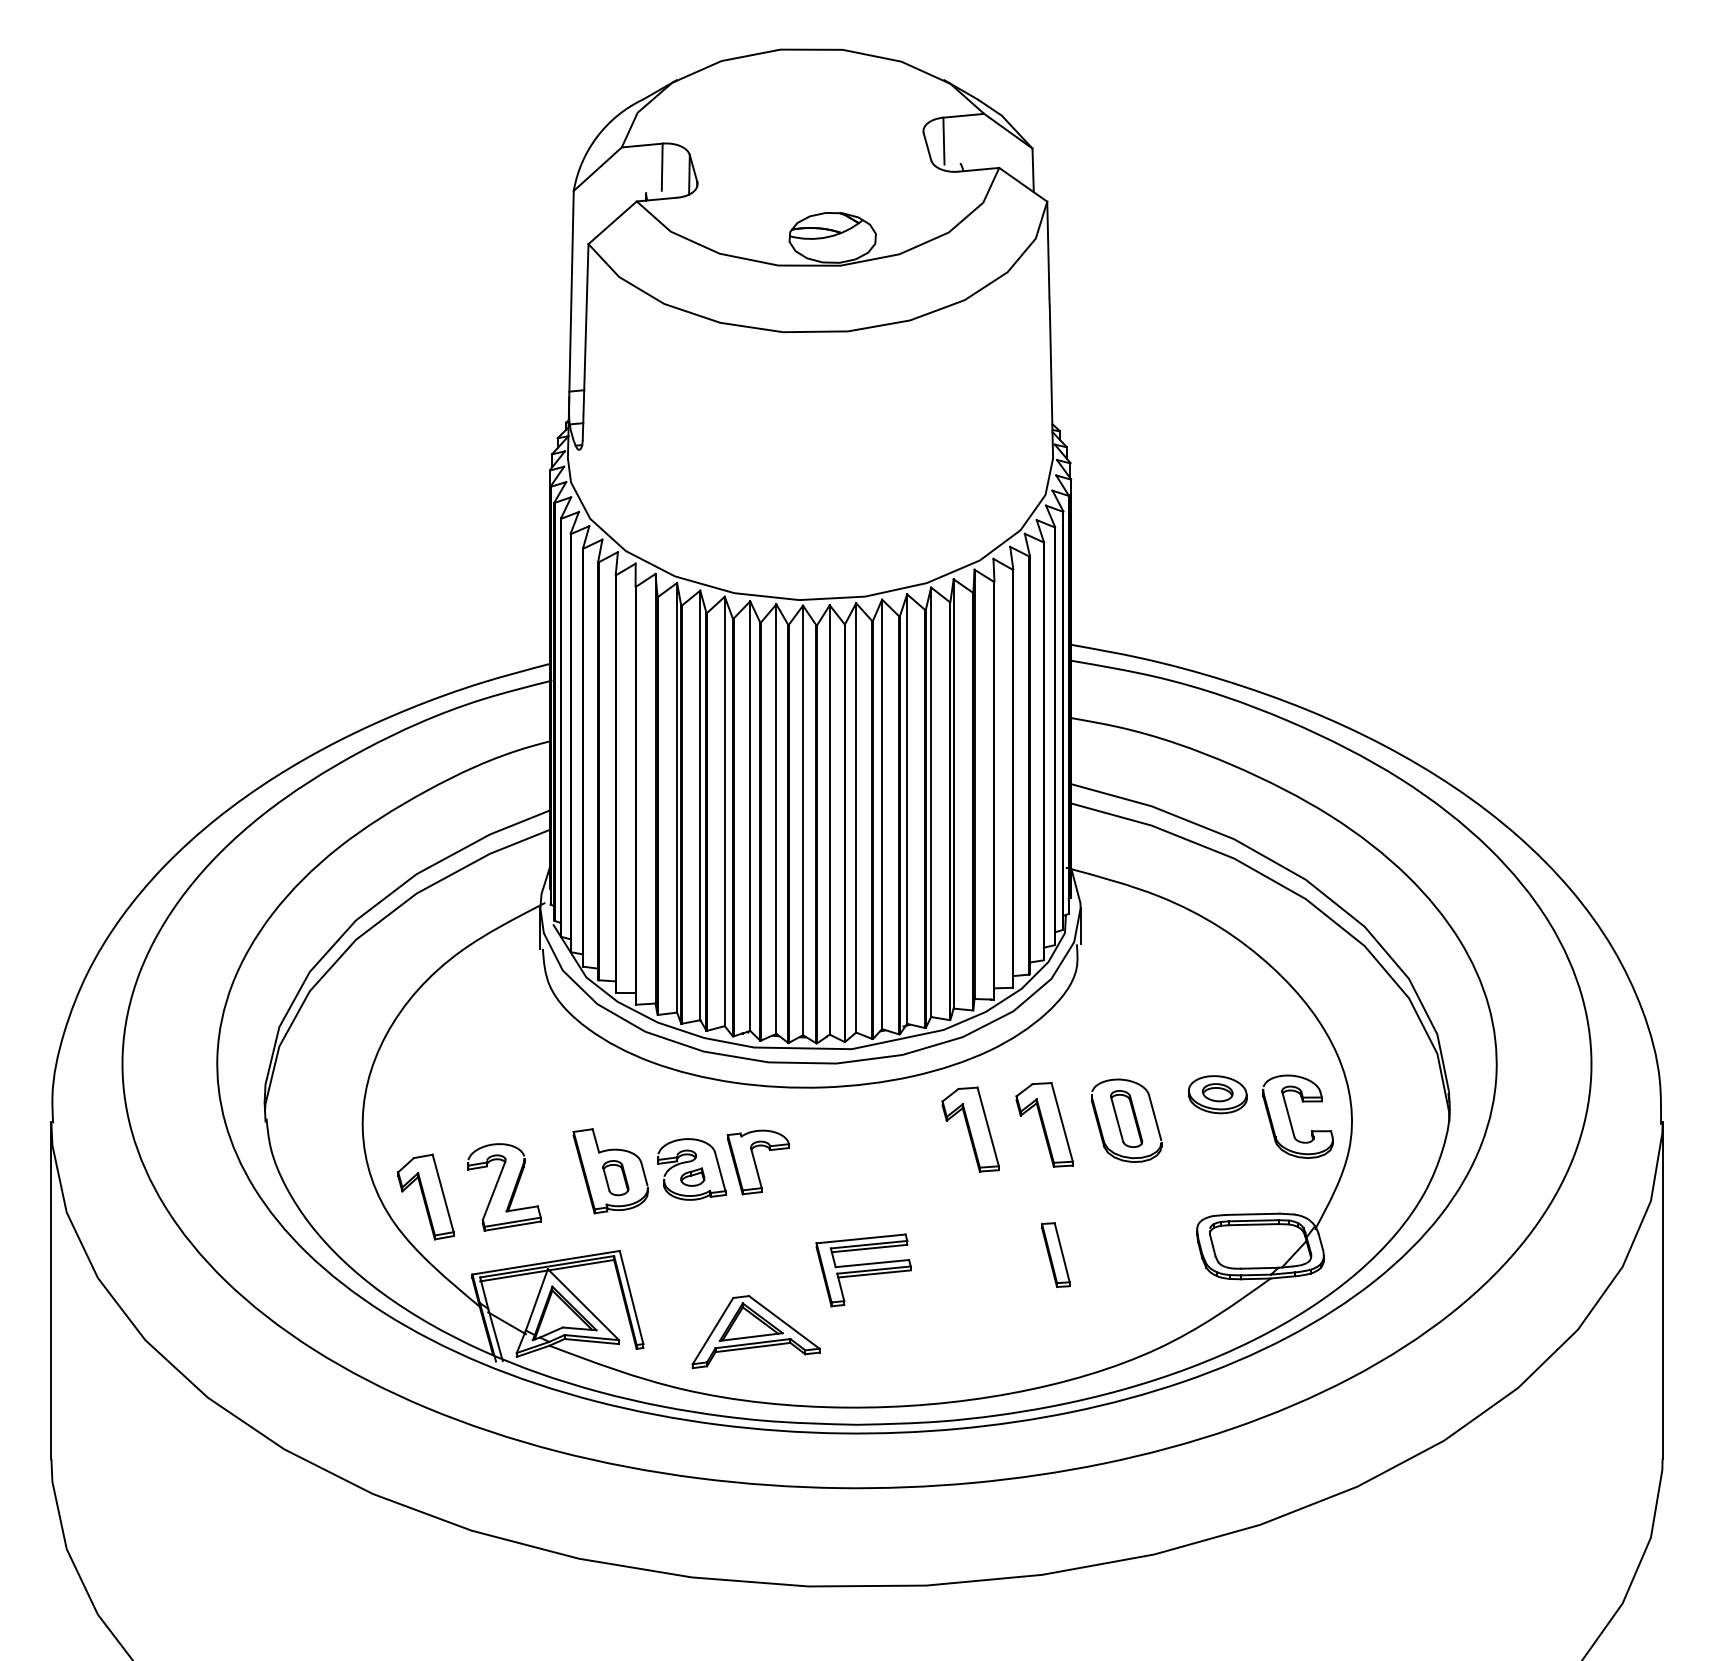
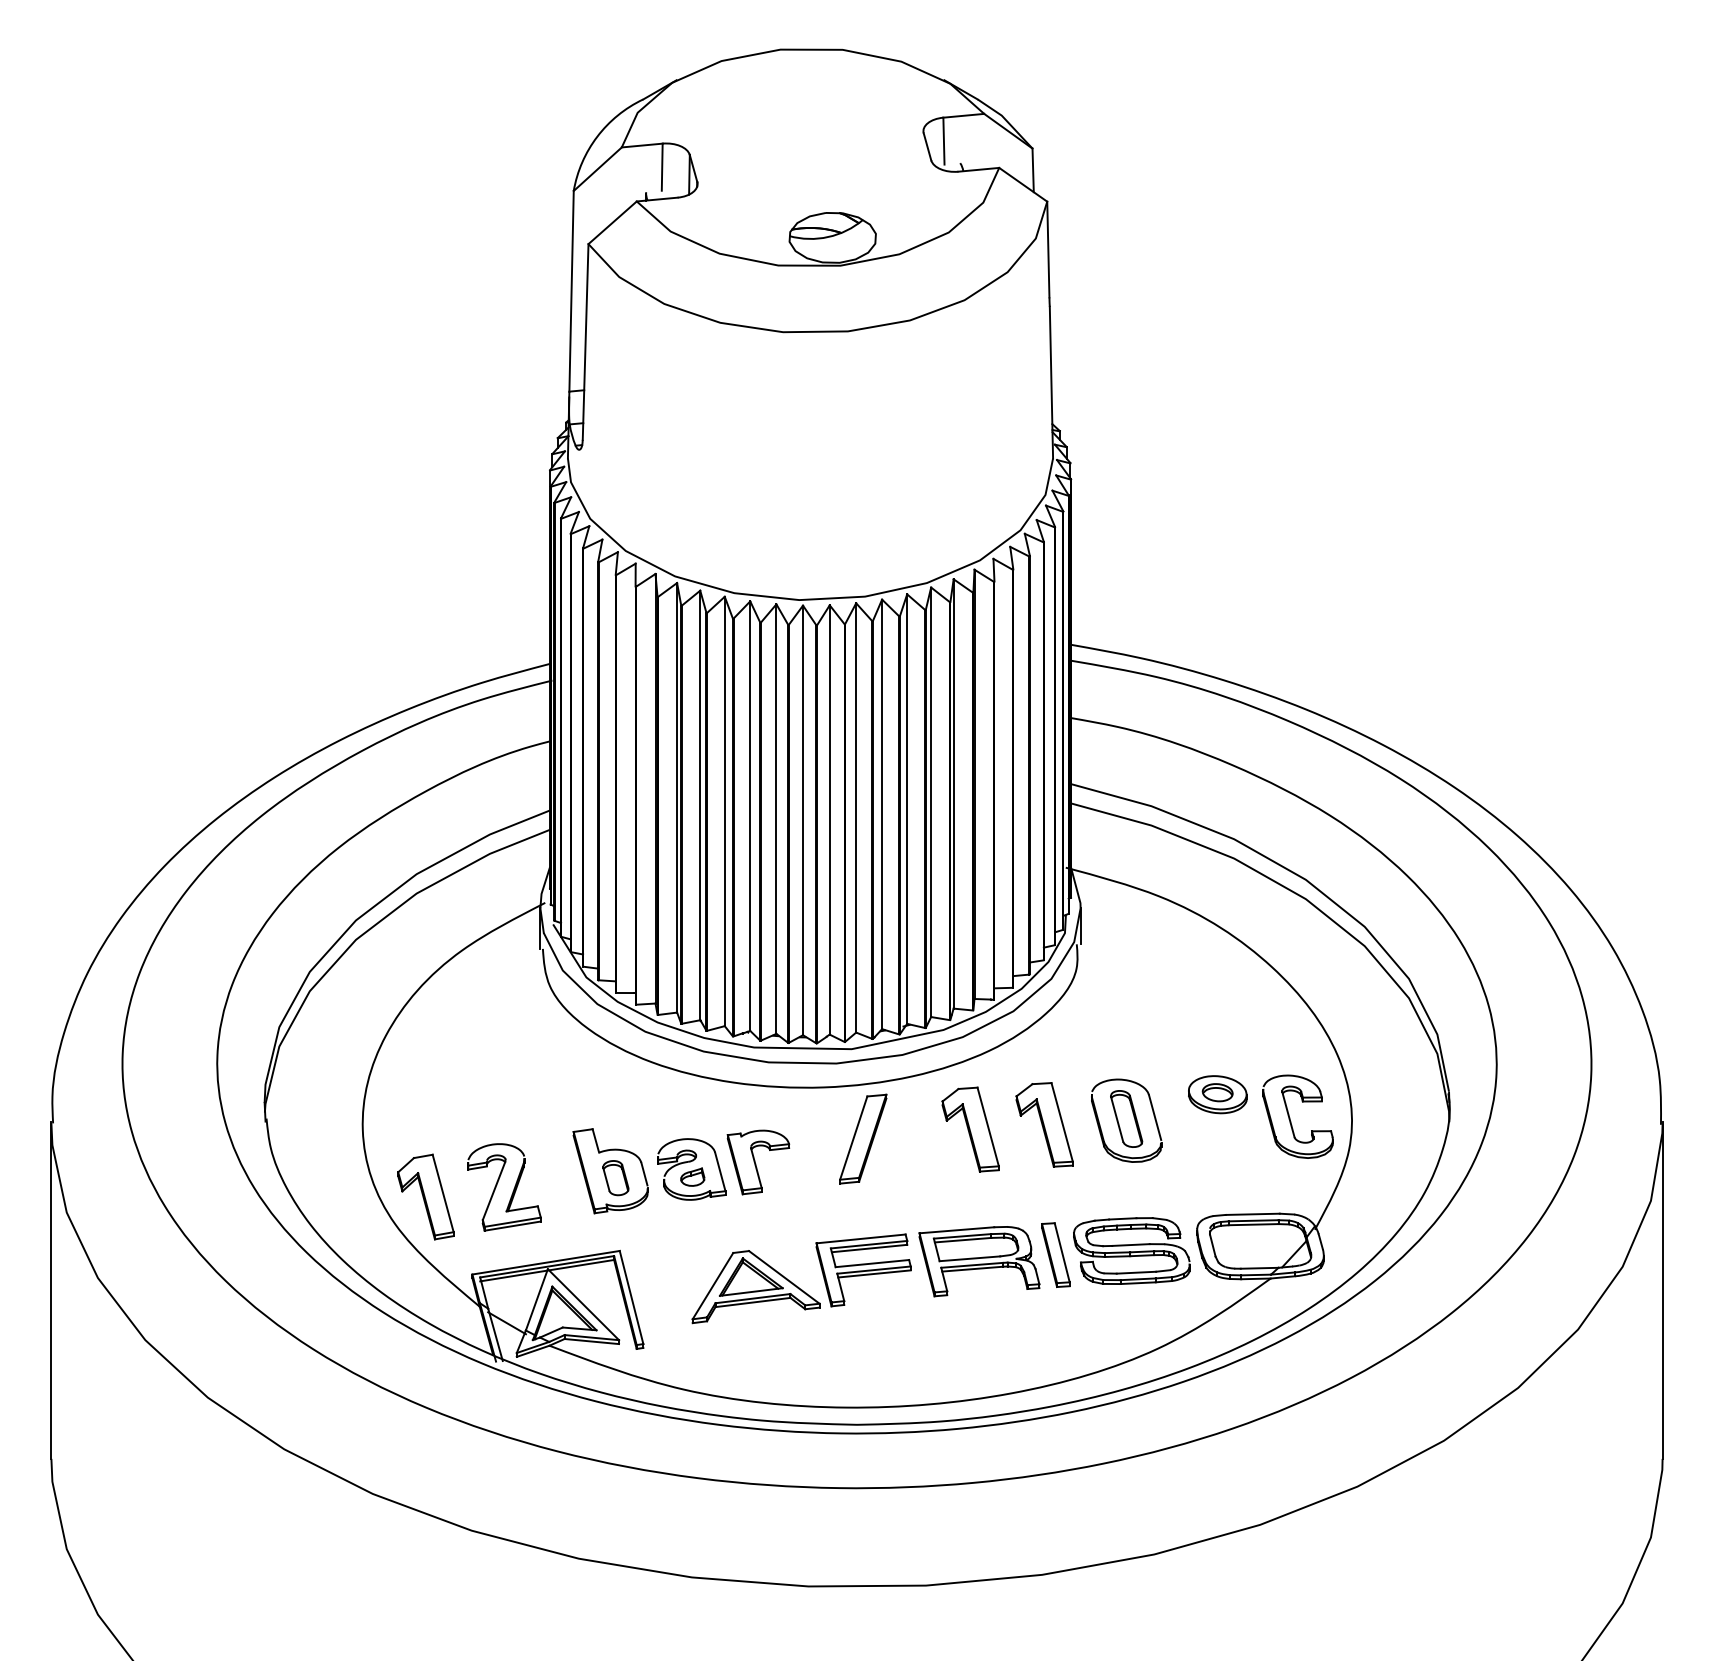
part: none -> present (863, 1138)
part: none -> present (1131, 1250)
part: none -> present (979, 1261)
part position: (755, 1332) -> (755, 1287) (755, 1287)
